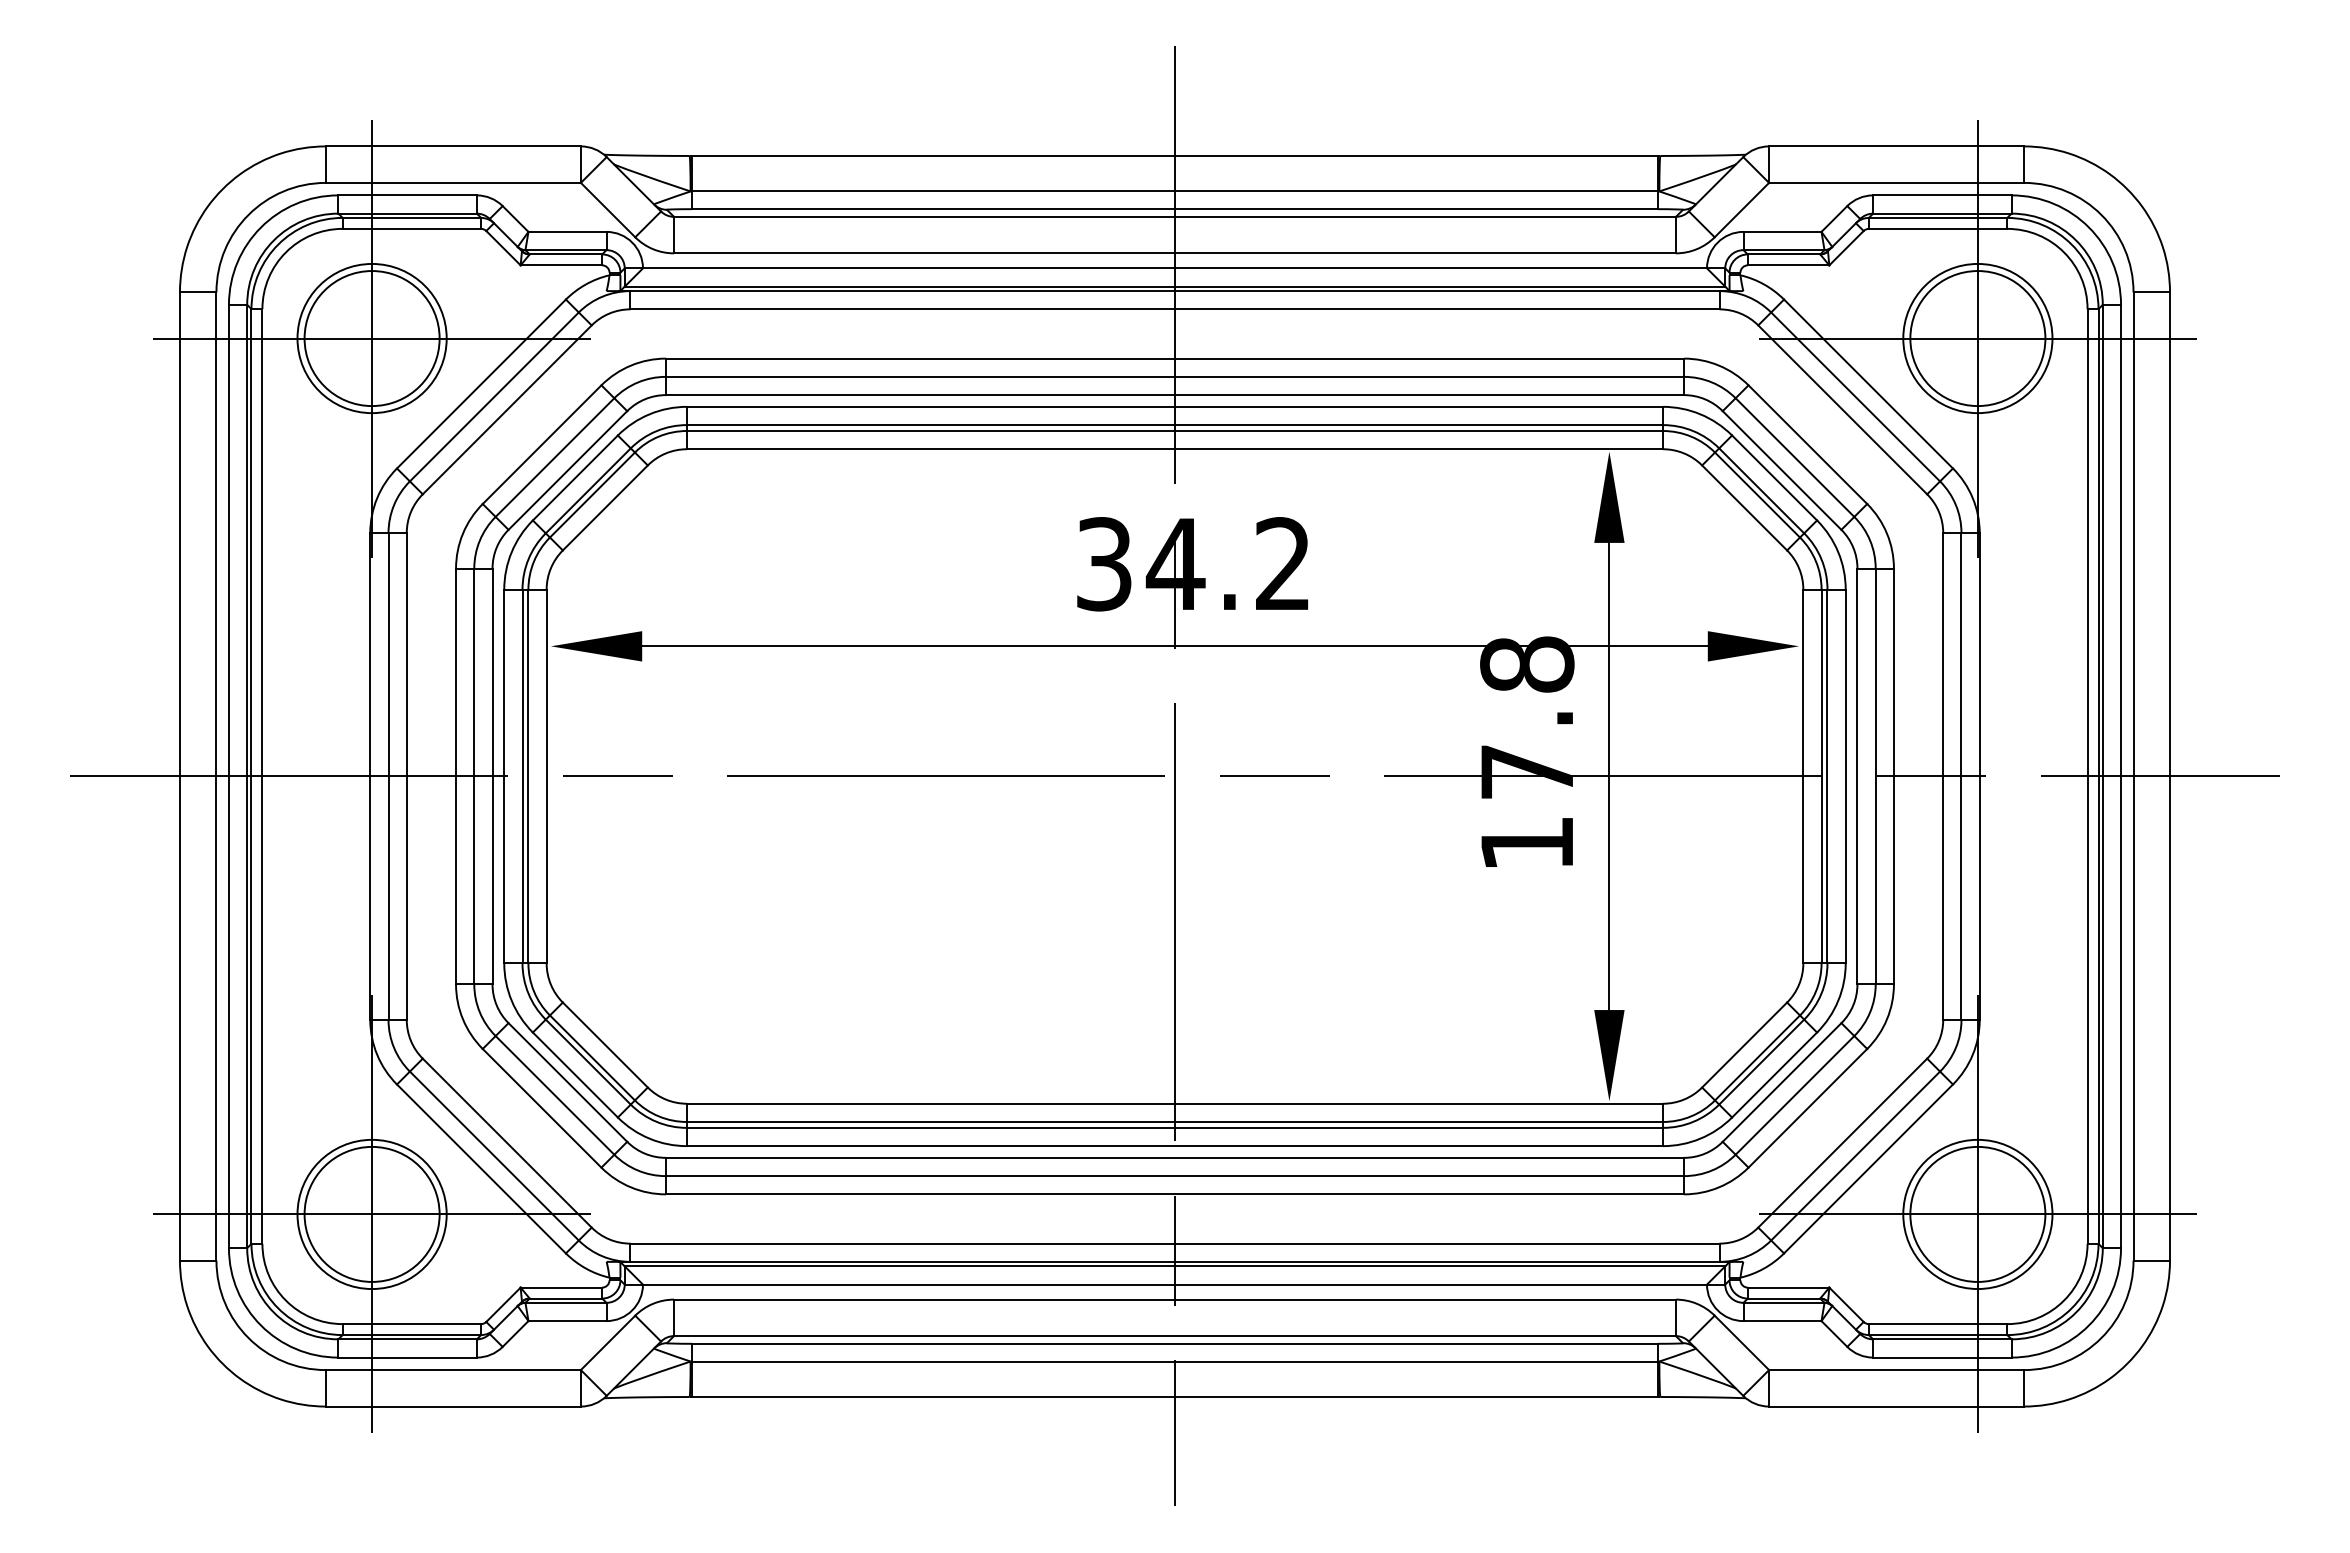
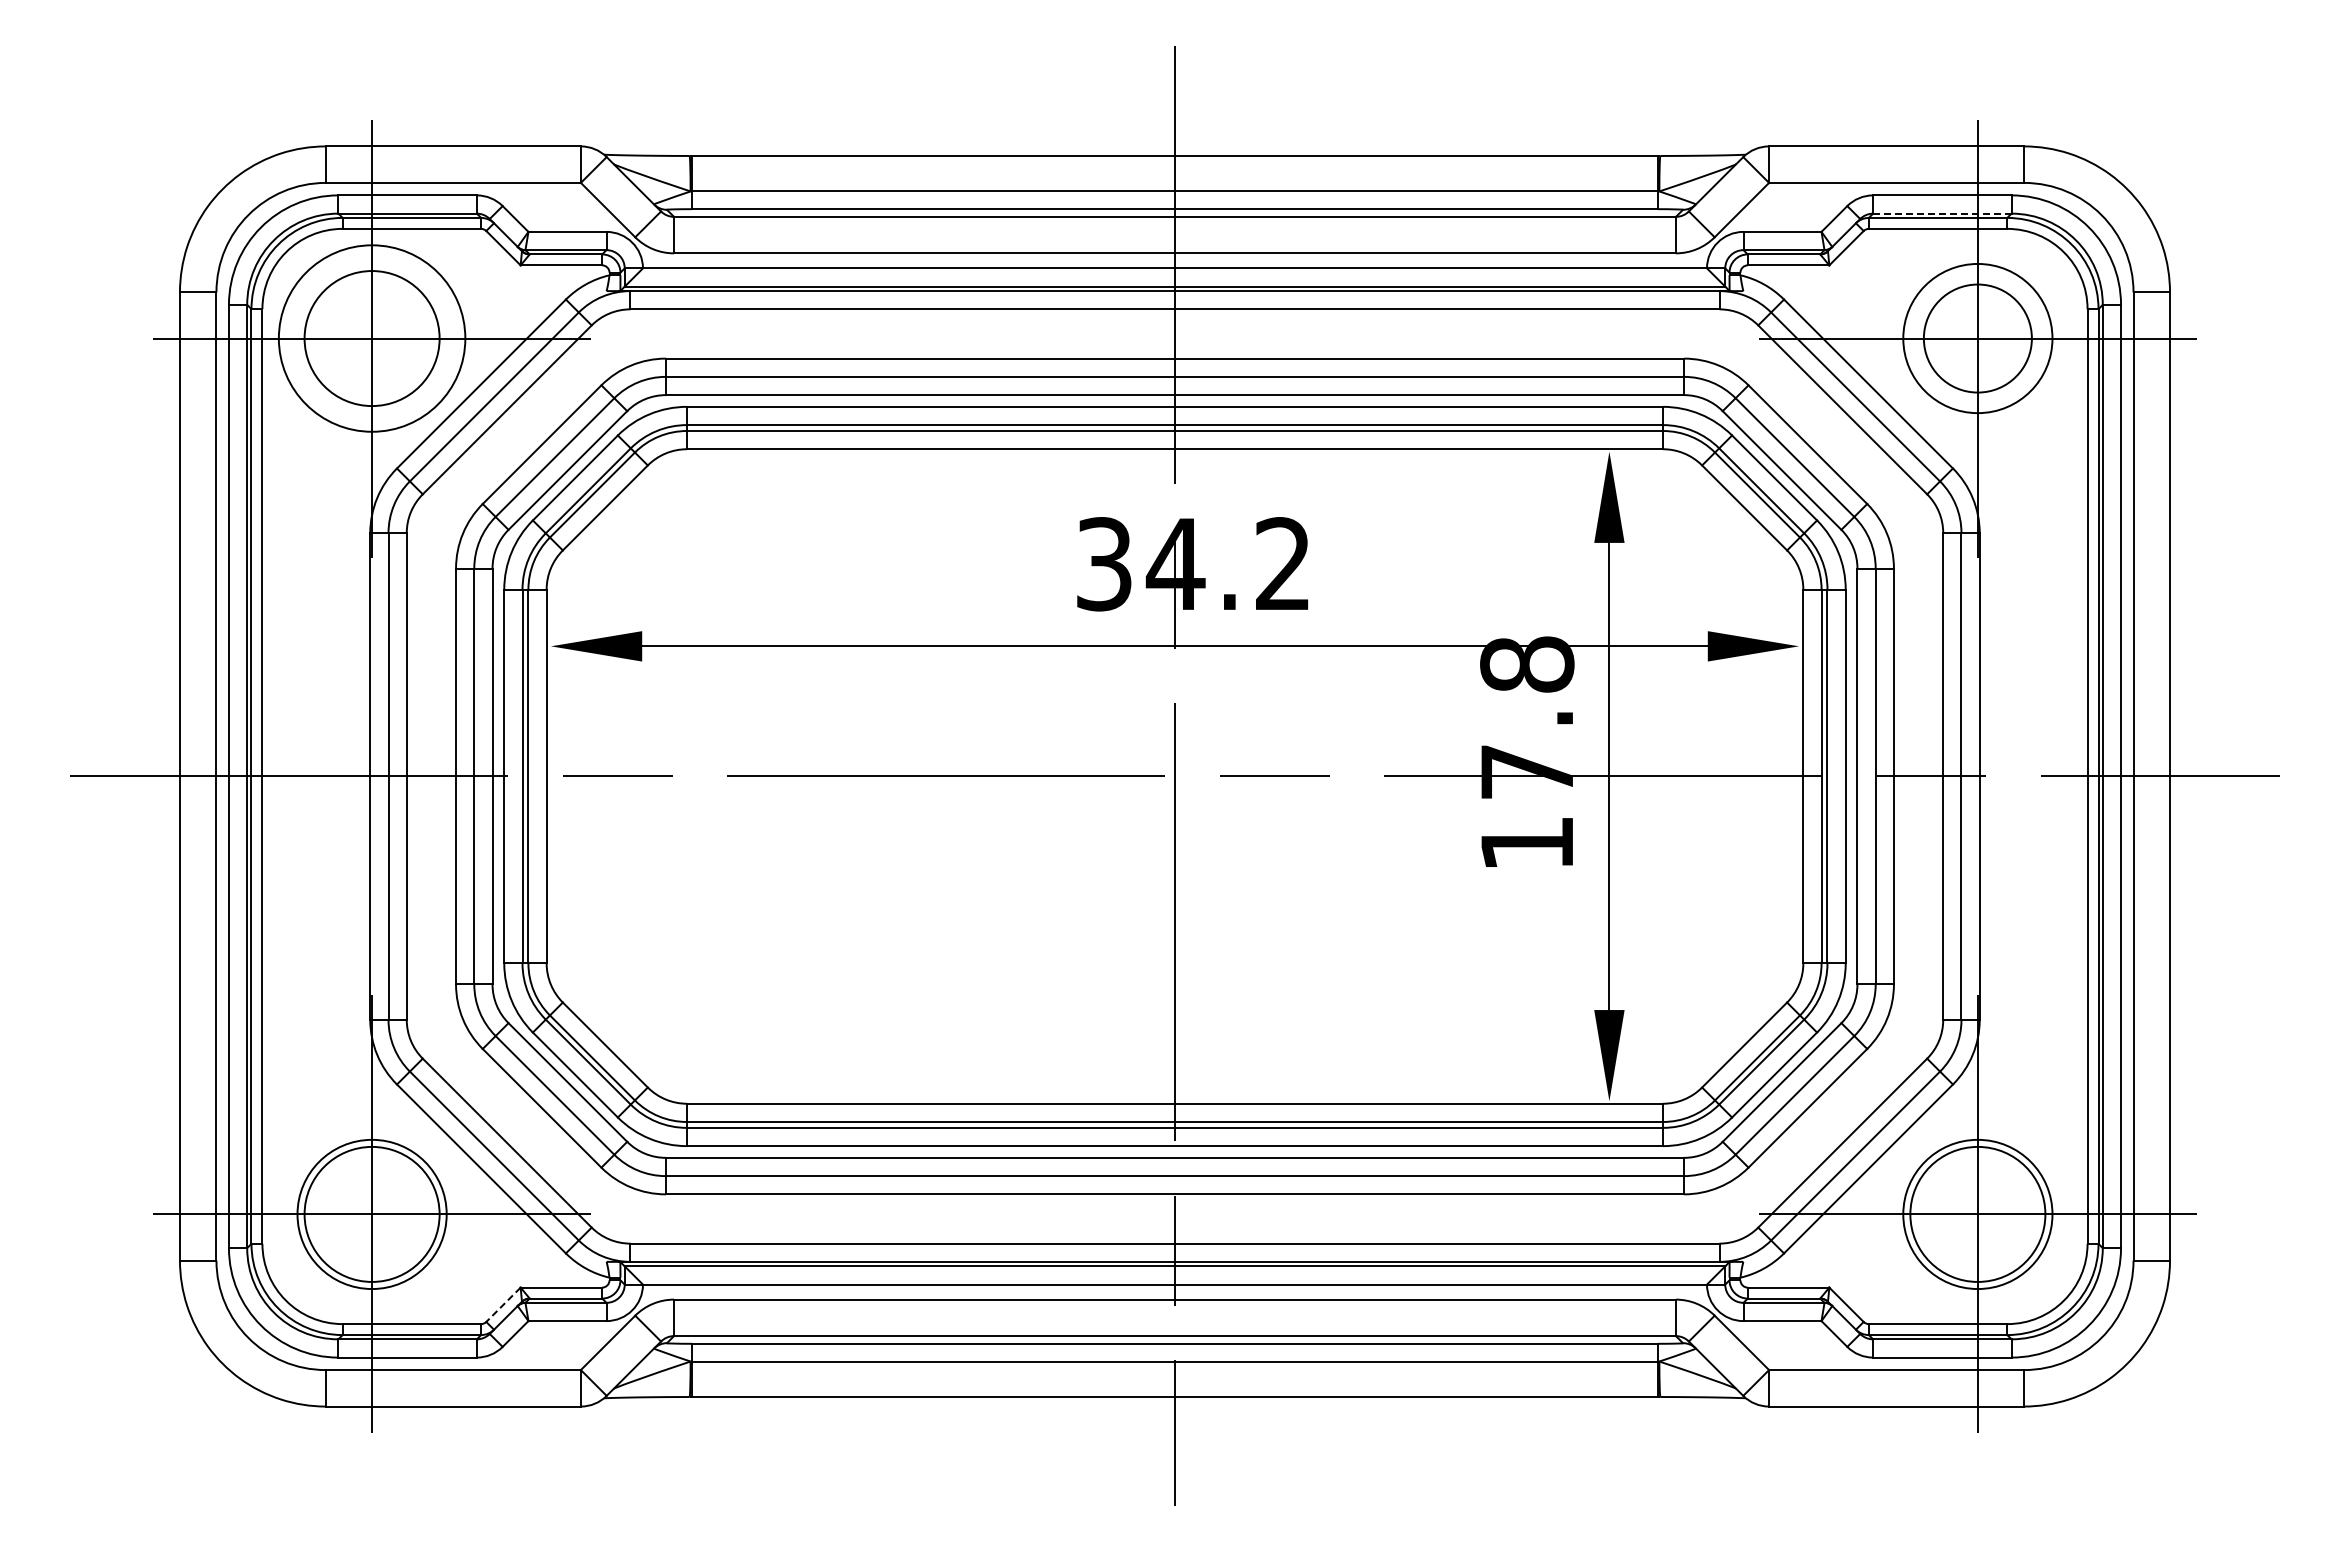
line: solid -> dashed (1942, 213)
circle diameter: 149 px -> 186 px (371, 338)
circle diameter: 135 px -> 108 px (1977, 338)
line: solid -> dashed (503, 1305)
